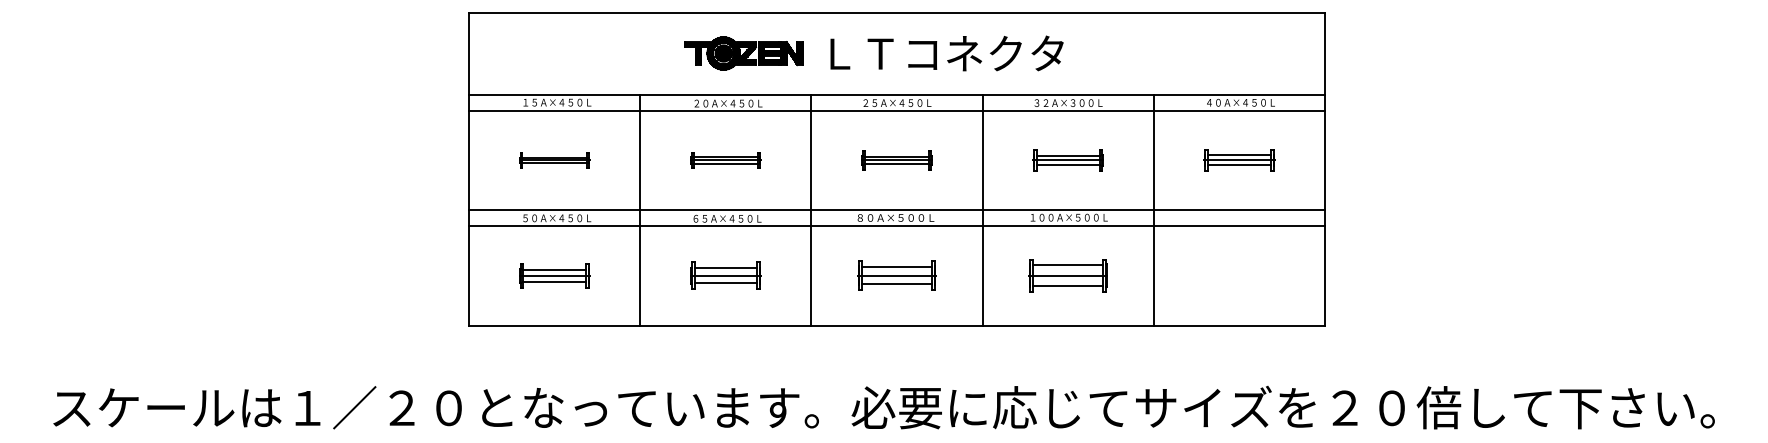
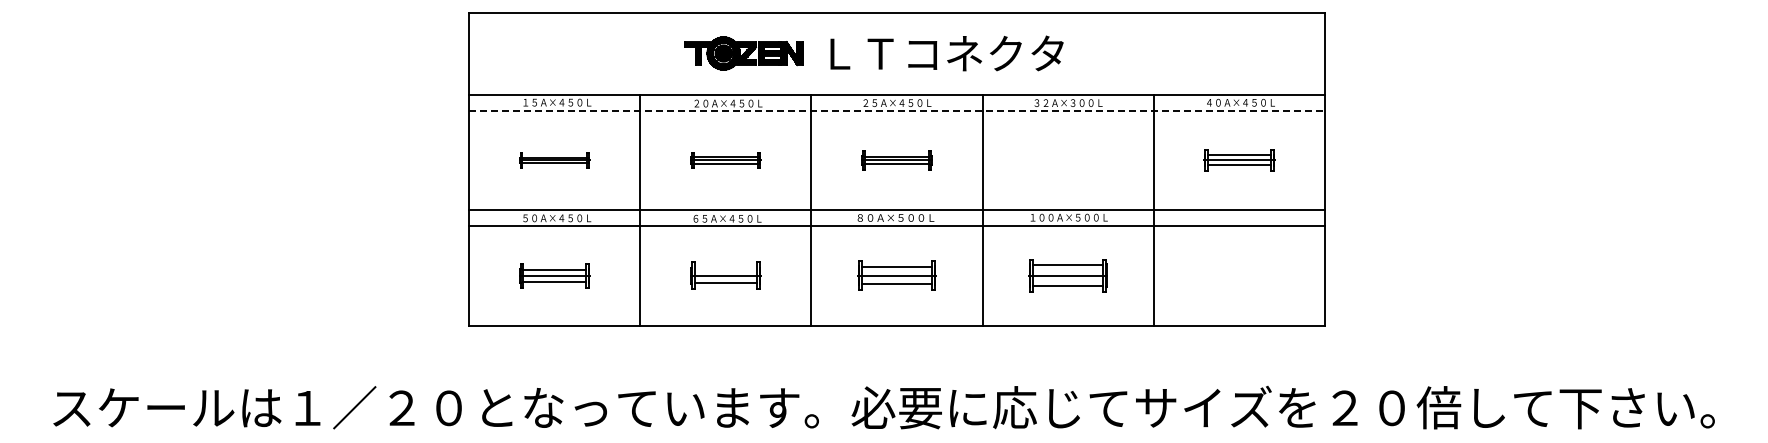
line: solid -> dashed (897, 110)
part: present -> none (1067, 160)
line: present -> none (725, 268)
